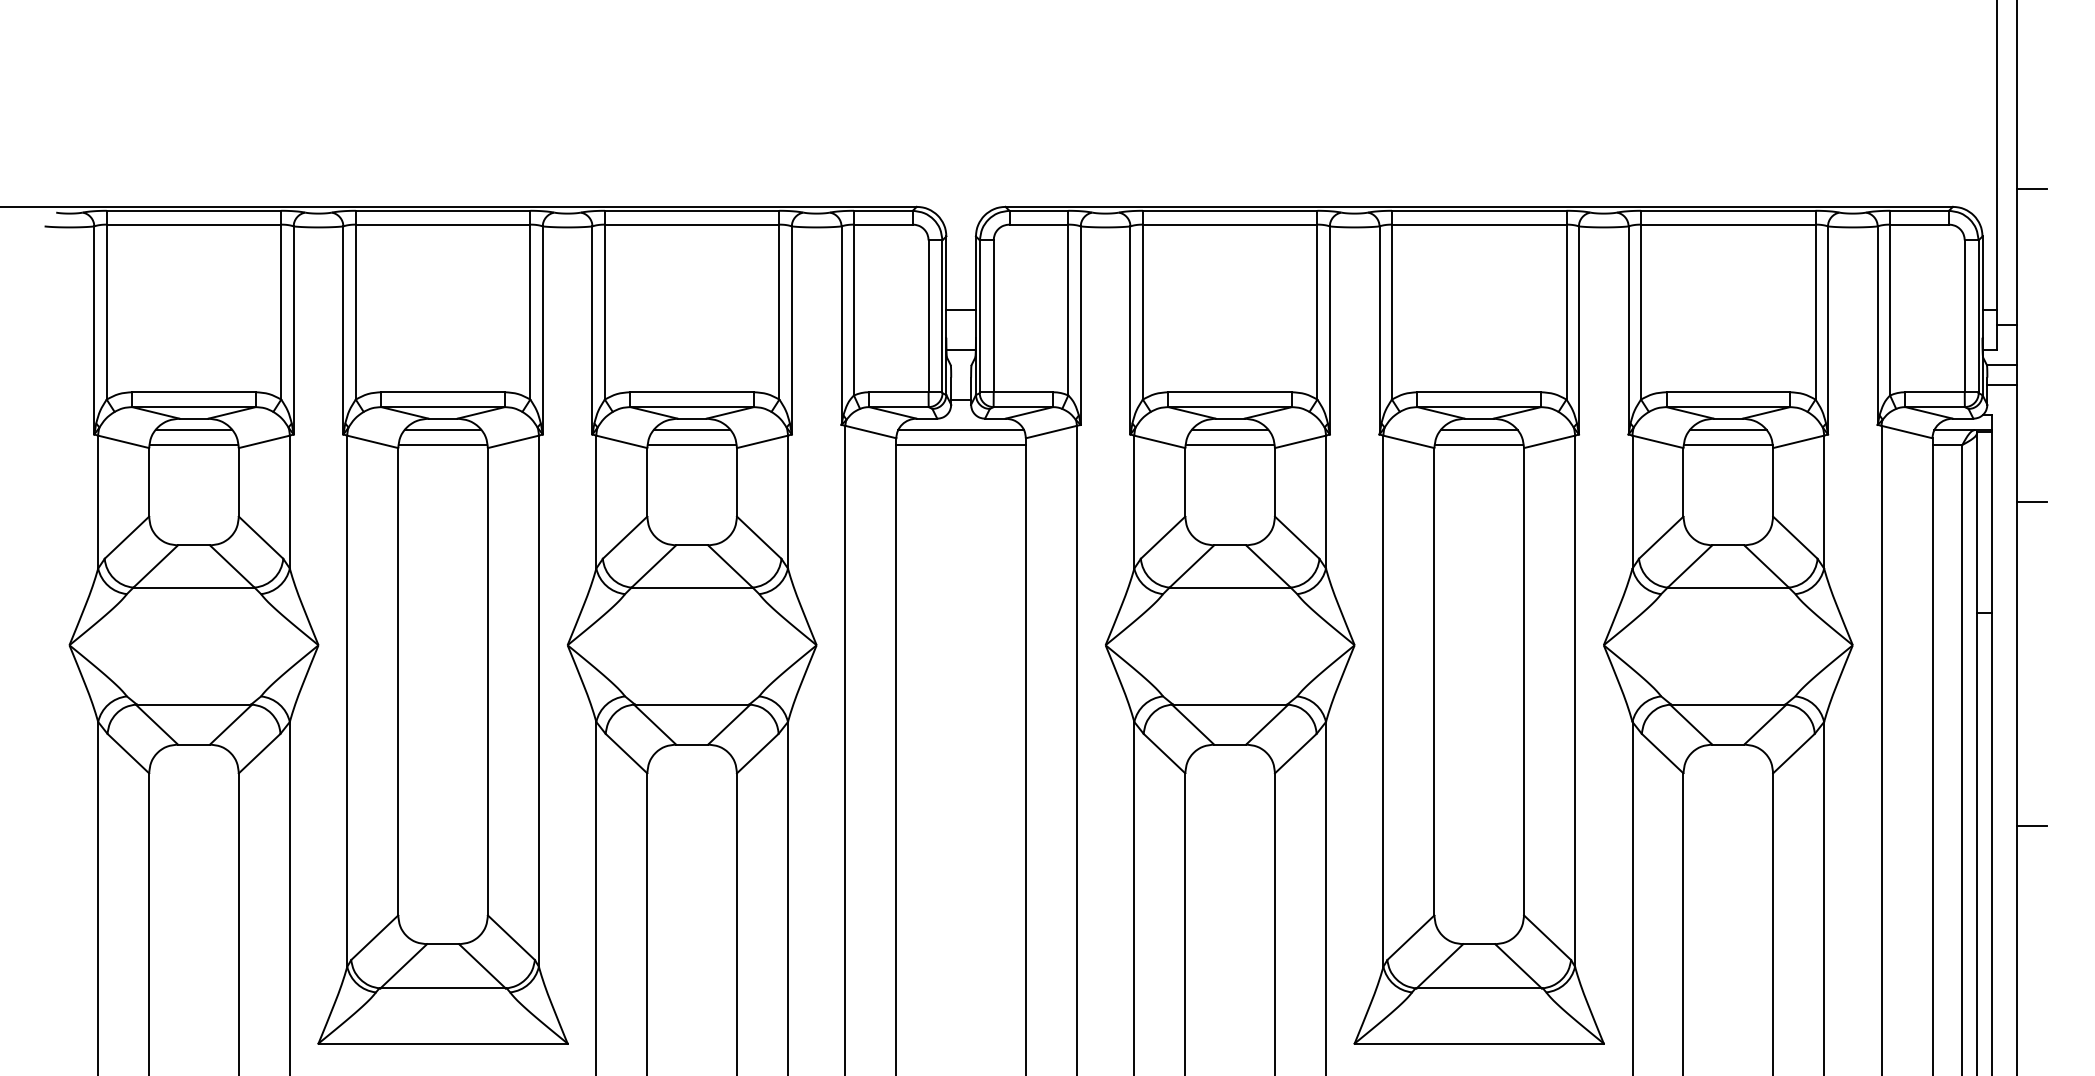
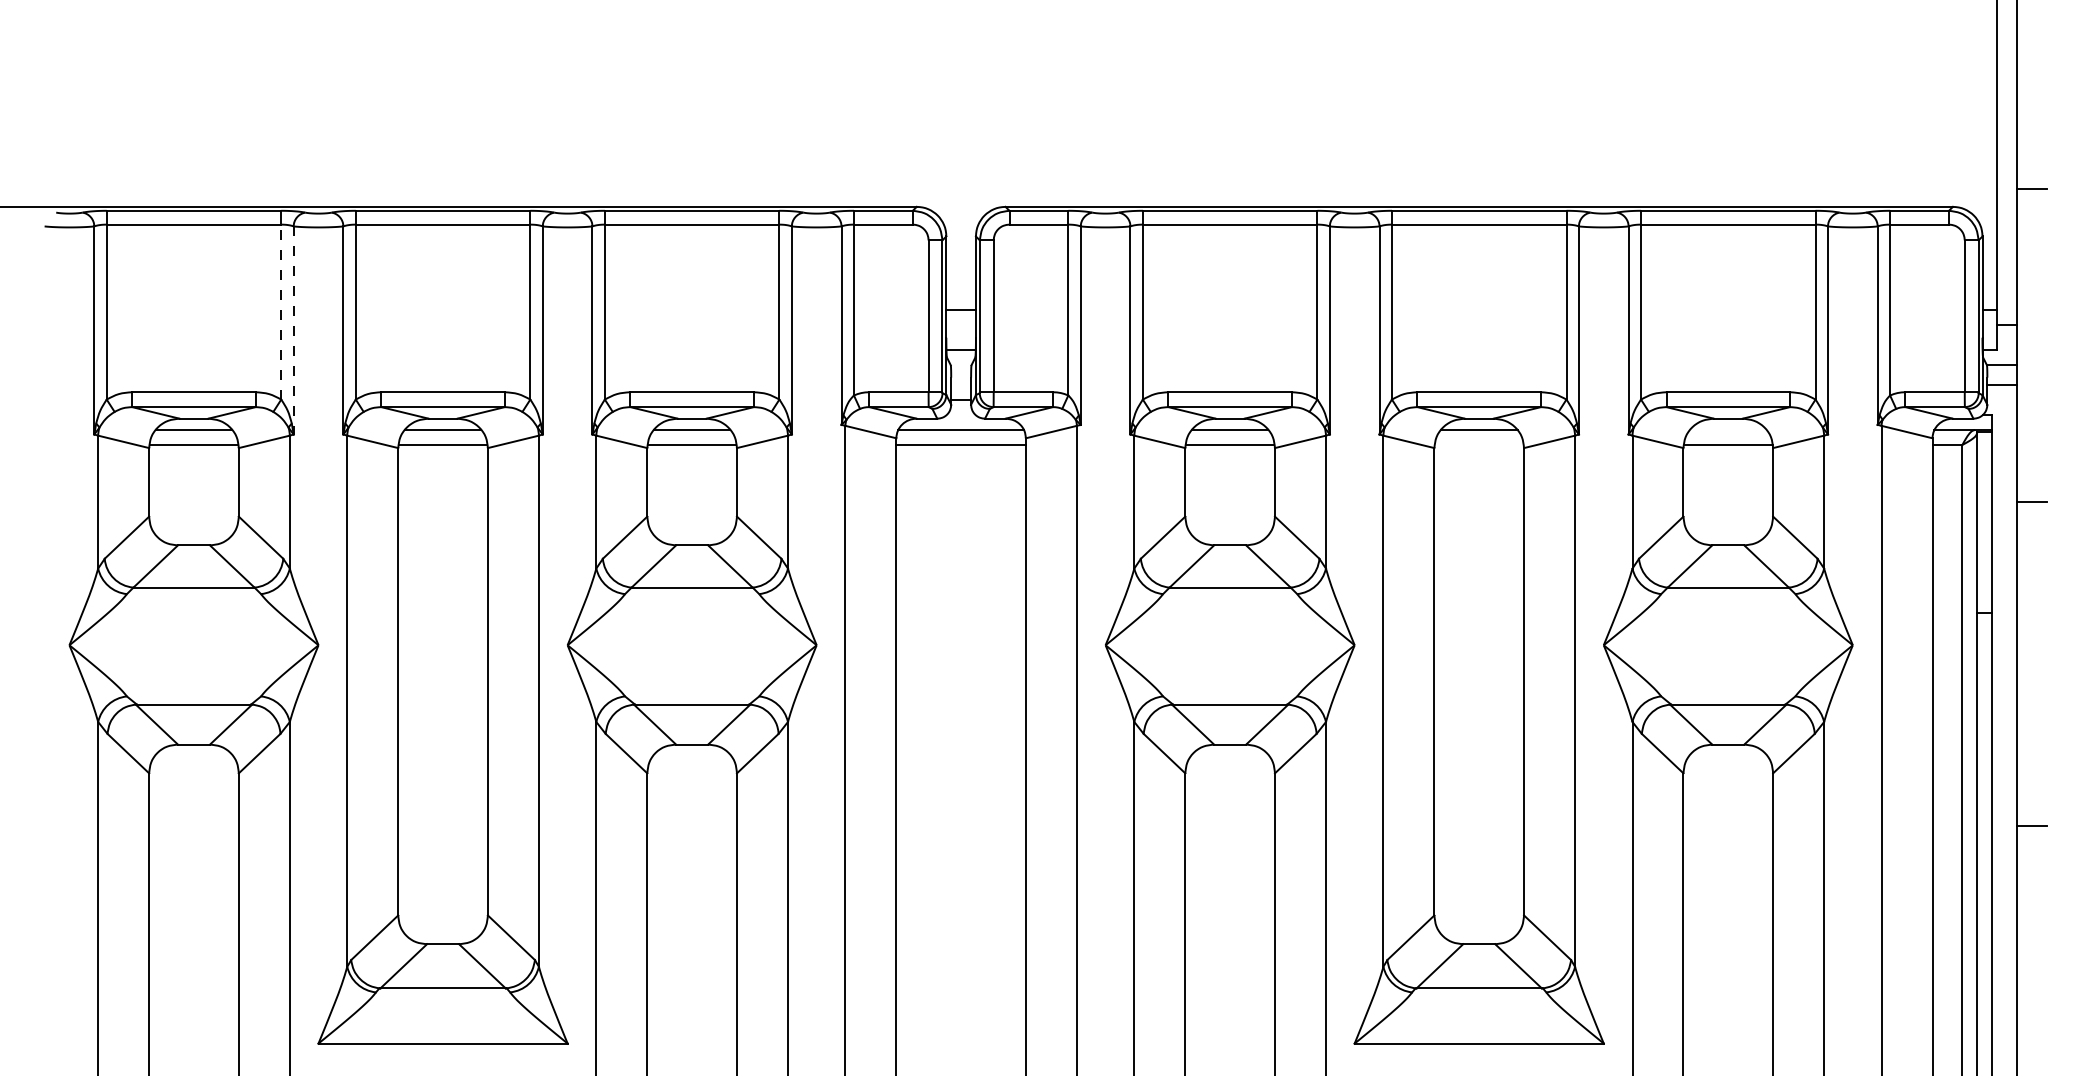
line: solid -> dashed (281, 311)
line: solid -> dashed (293, 330)
line: present -> none (1728, 430)
line: present -> none (1479, 444)
